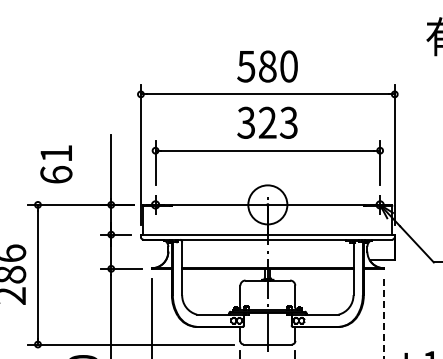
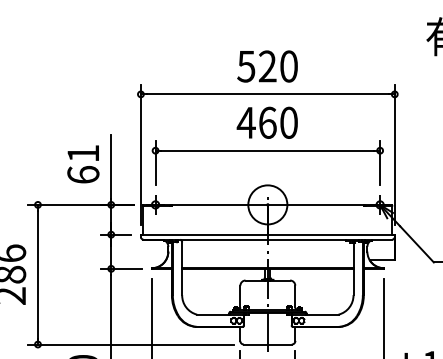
text: 580 -> 520 (267, 66)
text: 323 -> 460 (266, 122)
text position: (56, 164) -> (83, 164) (83, 164)
line: dashed -> solid (384, 318)
